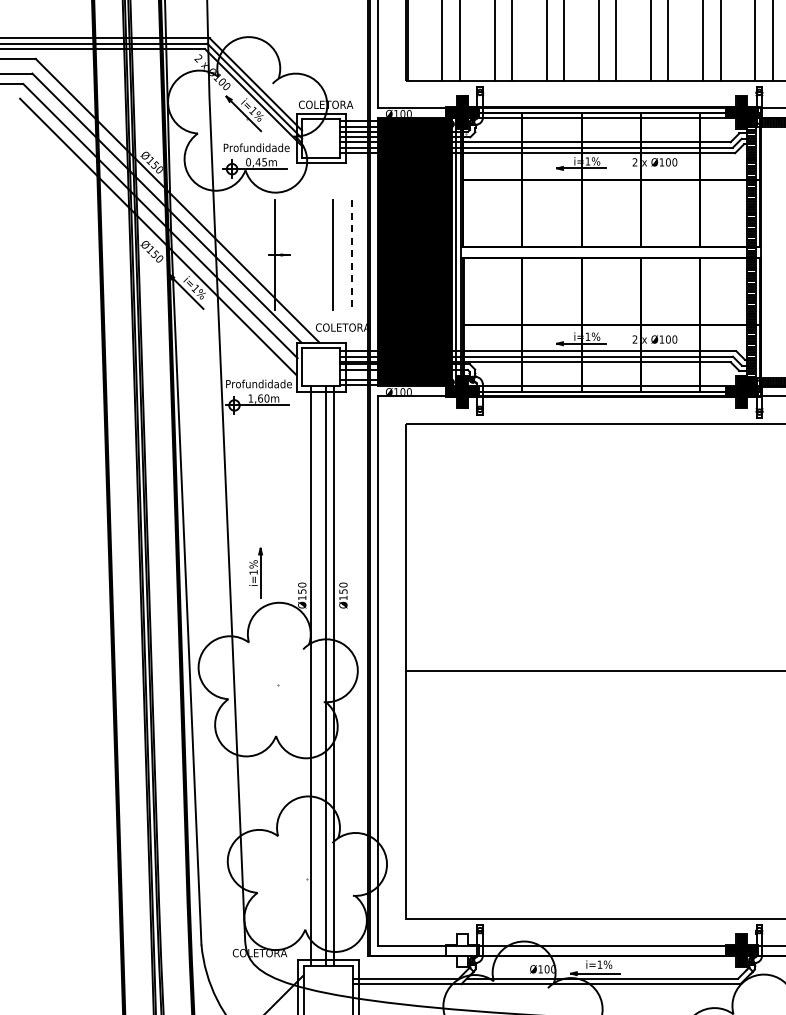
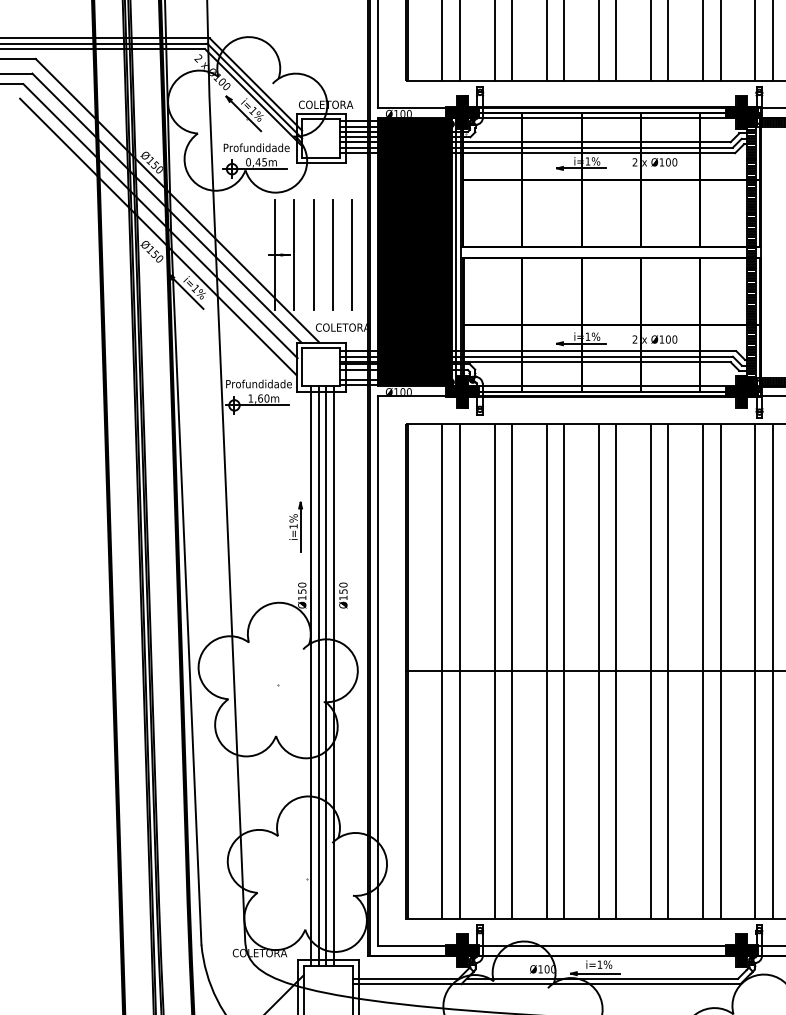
line: none -> present (294, 254)
line: none -> present (313, 254)
line: dashed -> solid (351, 255)
part position: (255, 572) -> (295, 526) (295, 526)
hatch: none -> present (589, 670)
line: none -> present (319, 675)
fill: none -> present (462, 950)
